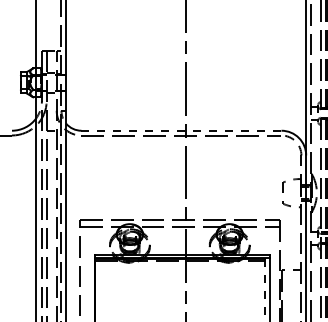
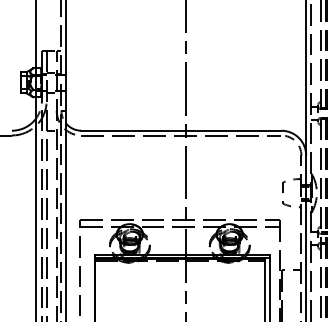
line: dashed -> solid (181, 130)
line: dashed -> solid (264, 290)
